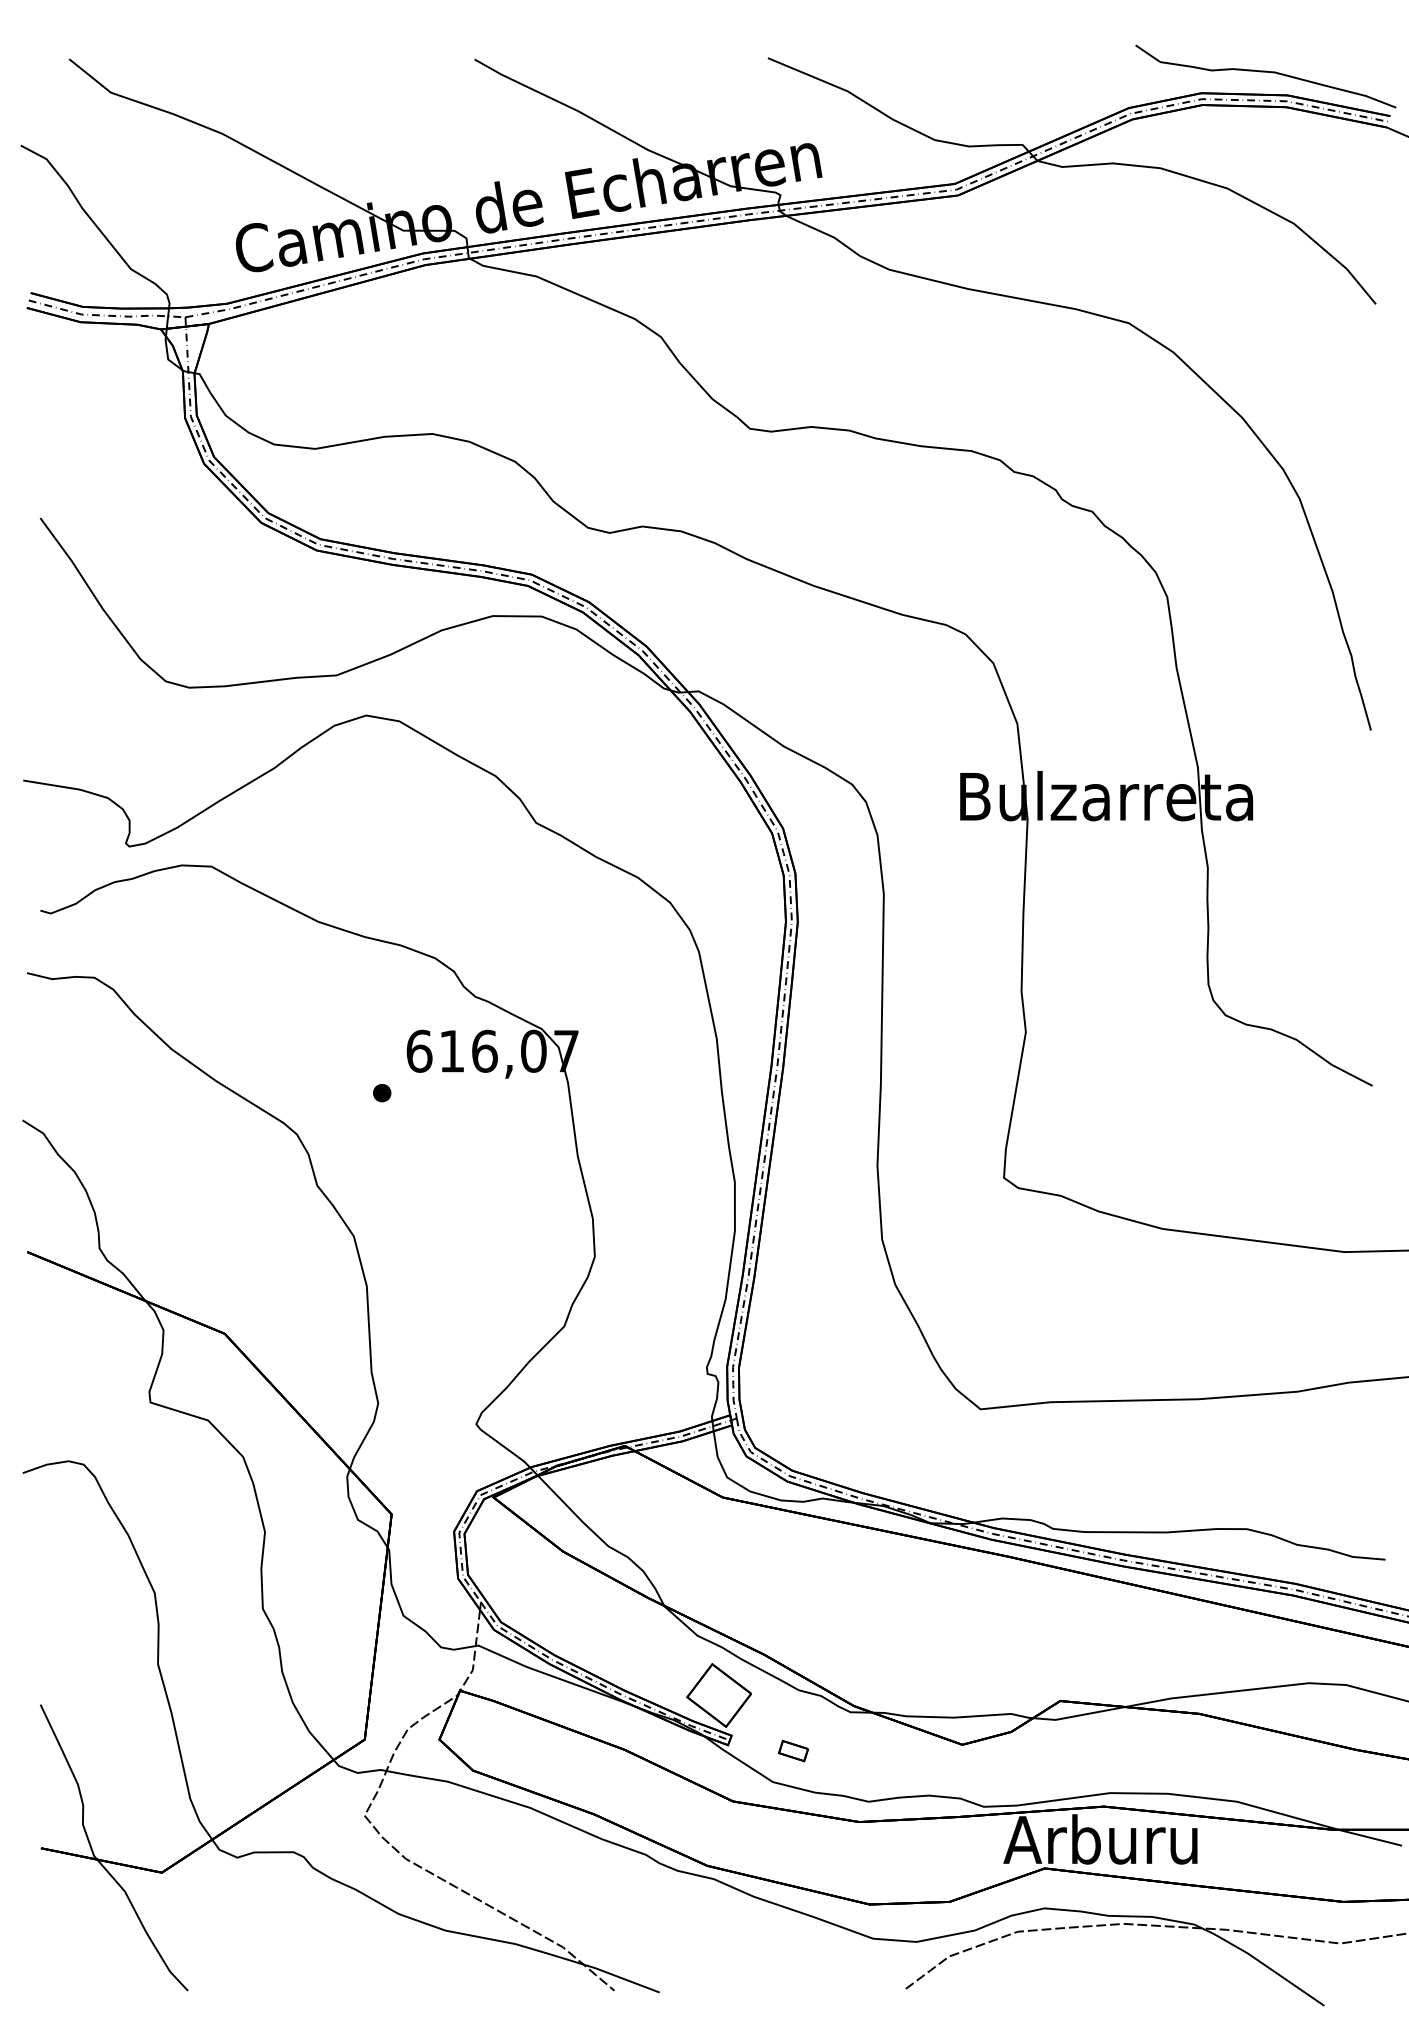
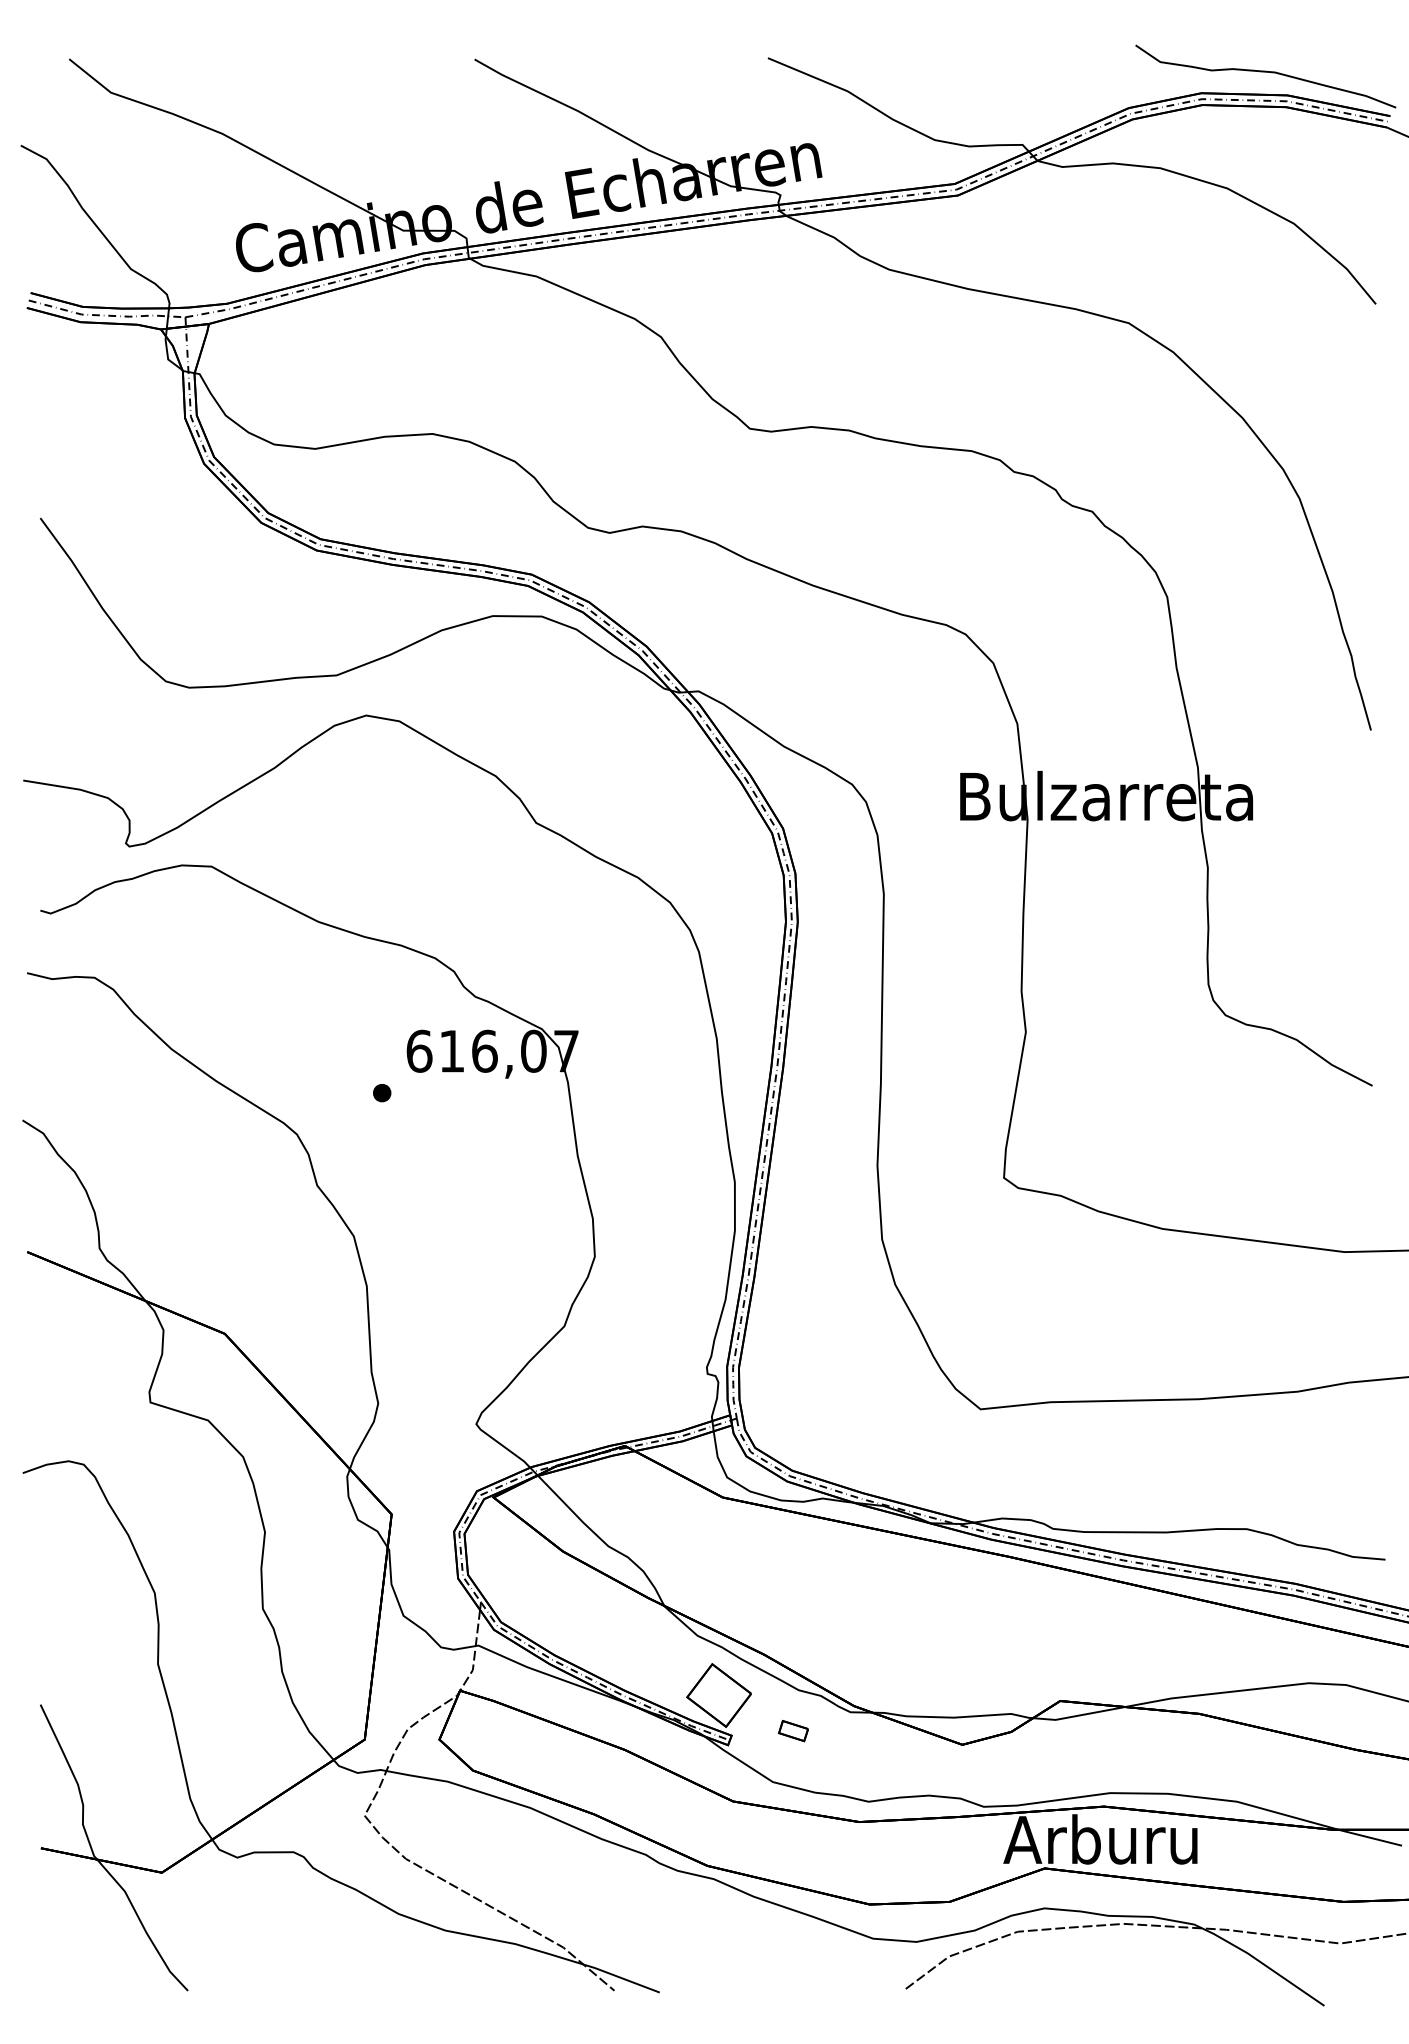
part position: (793, 1750) -> (793, 1730) (793, 1730)
